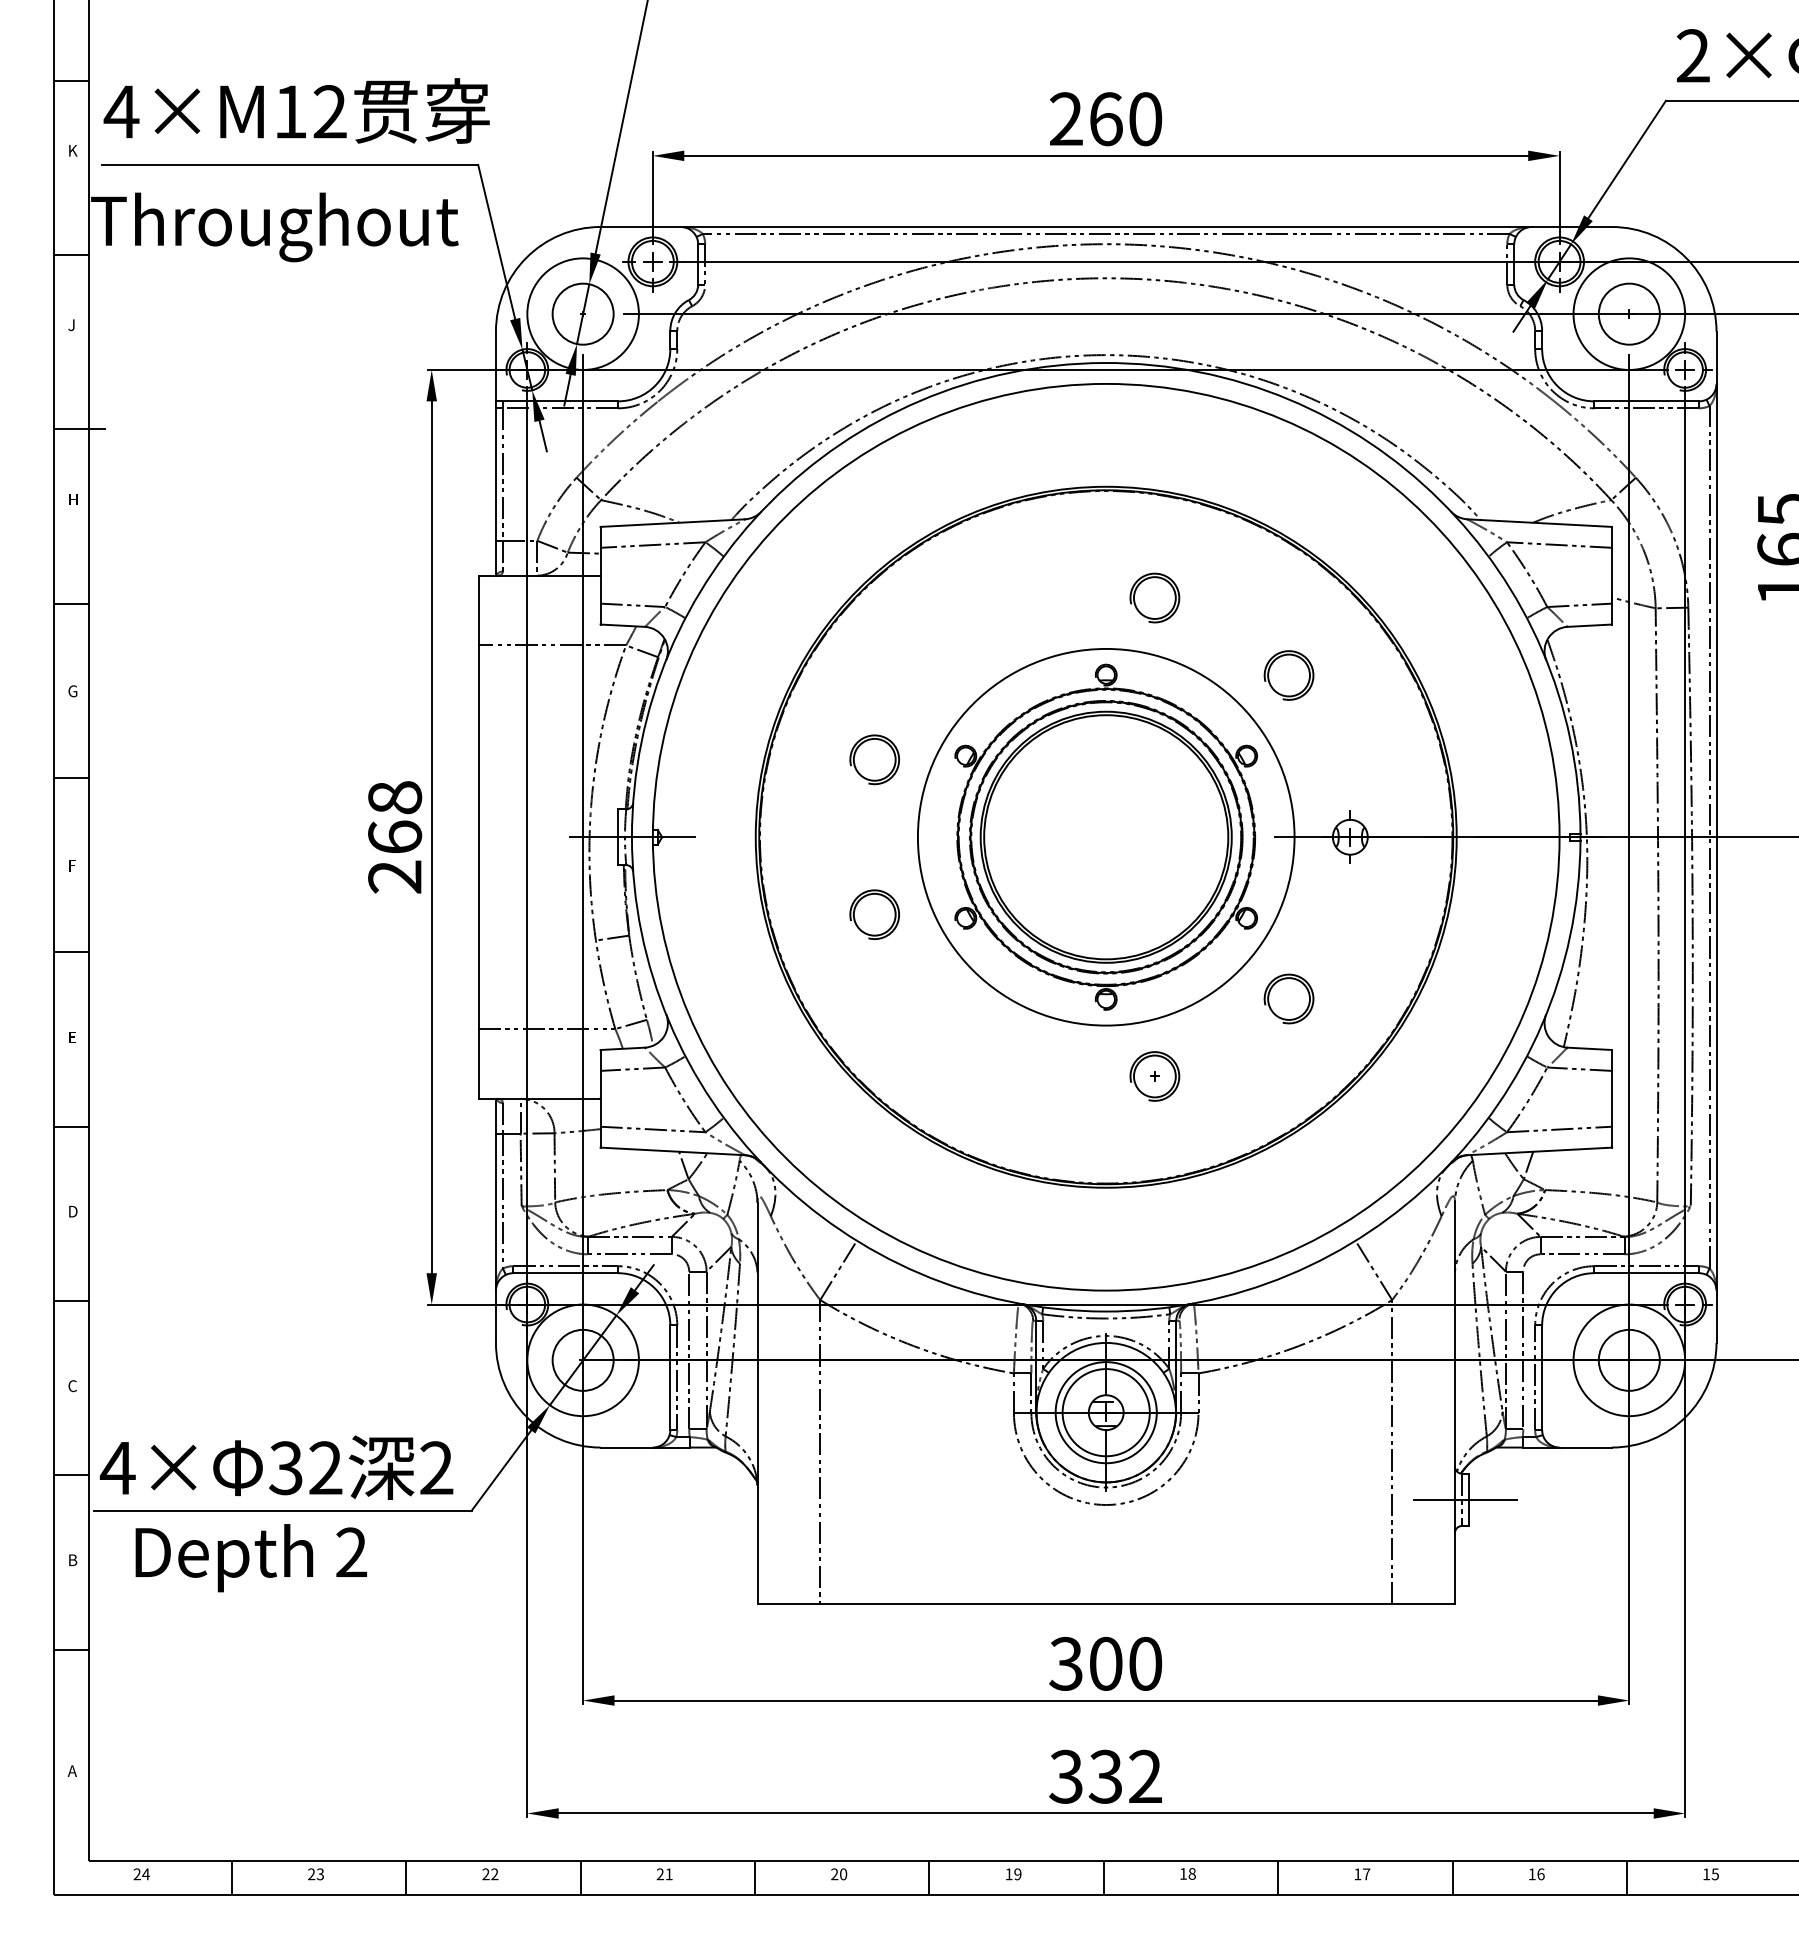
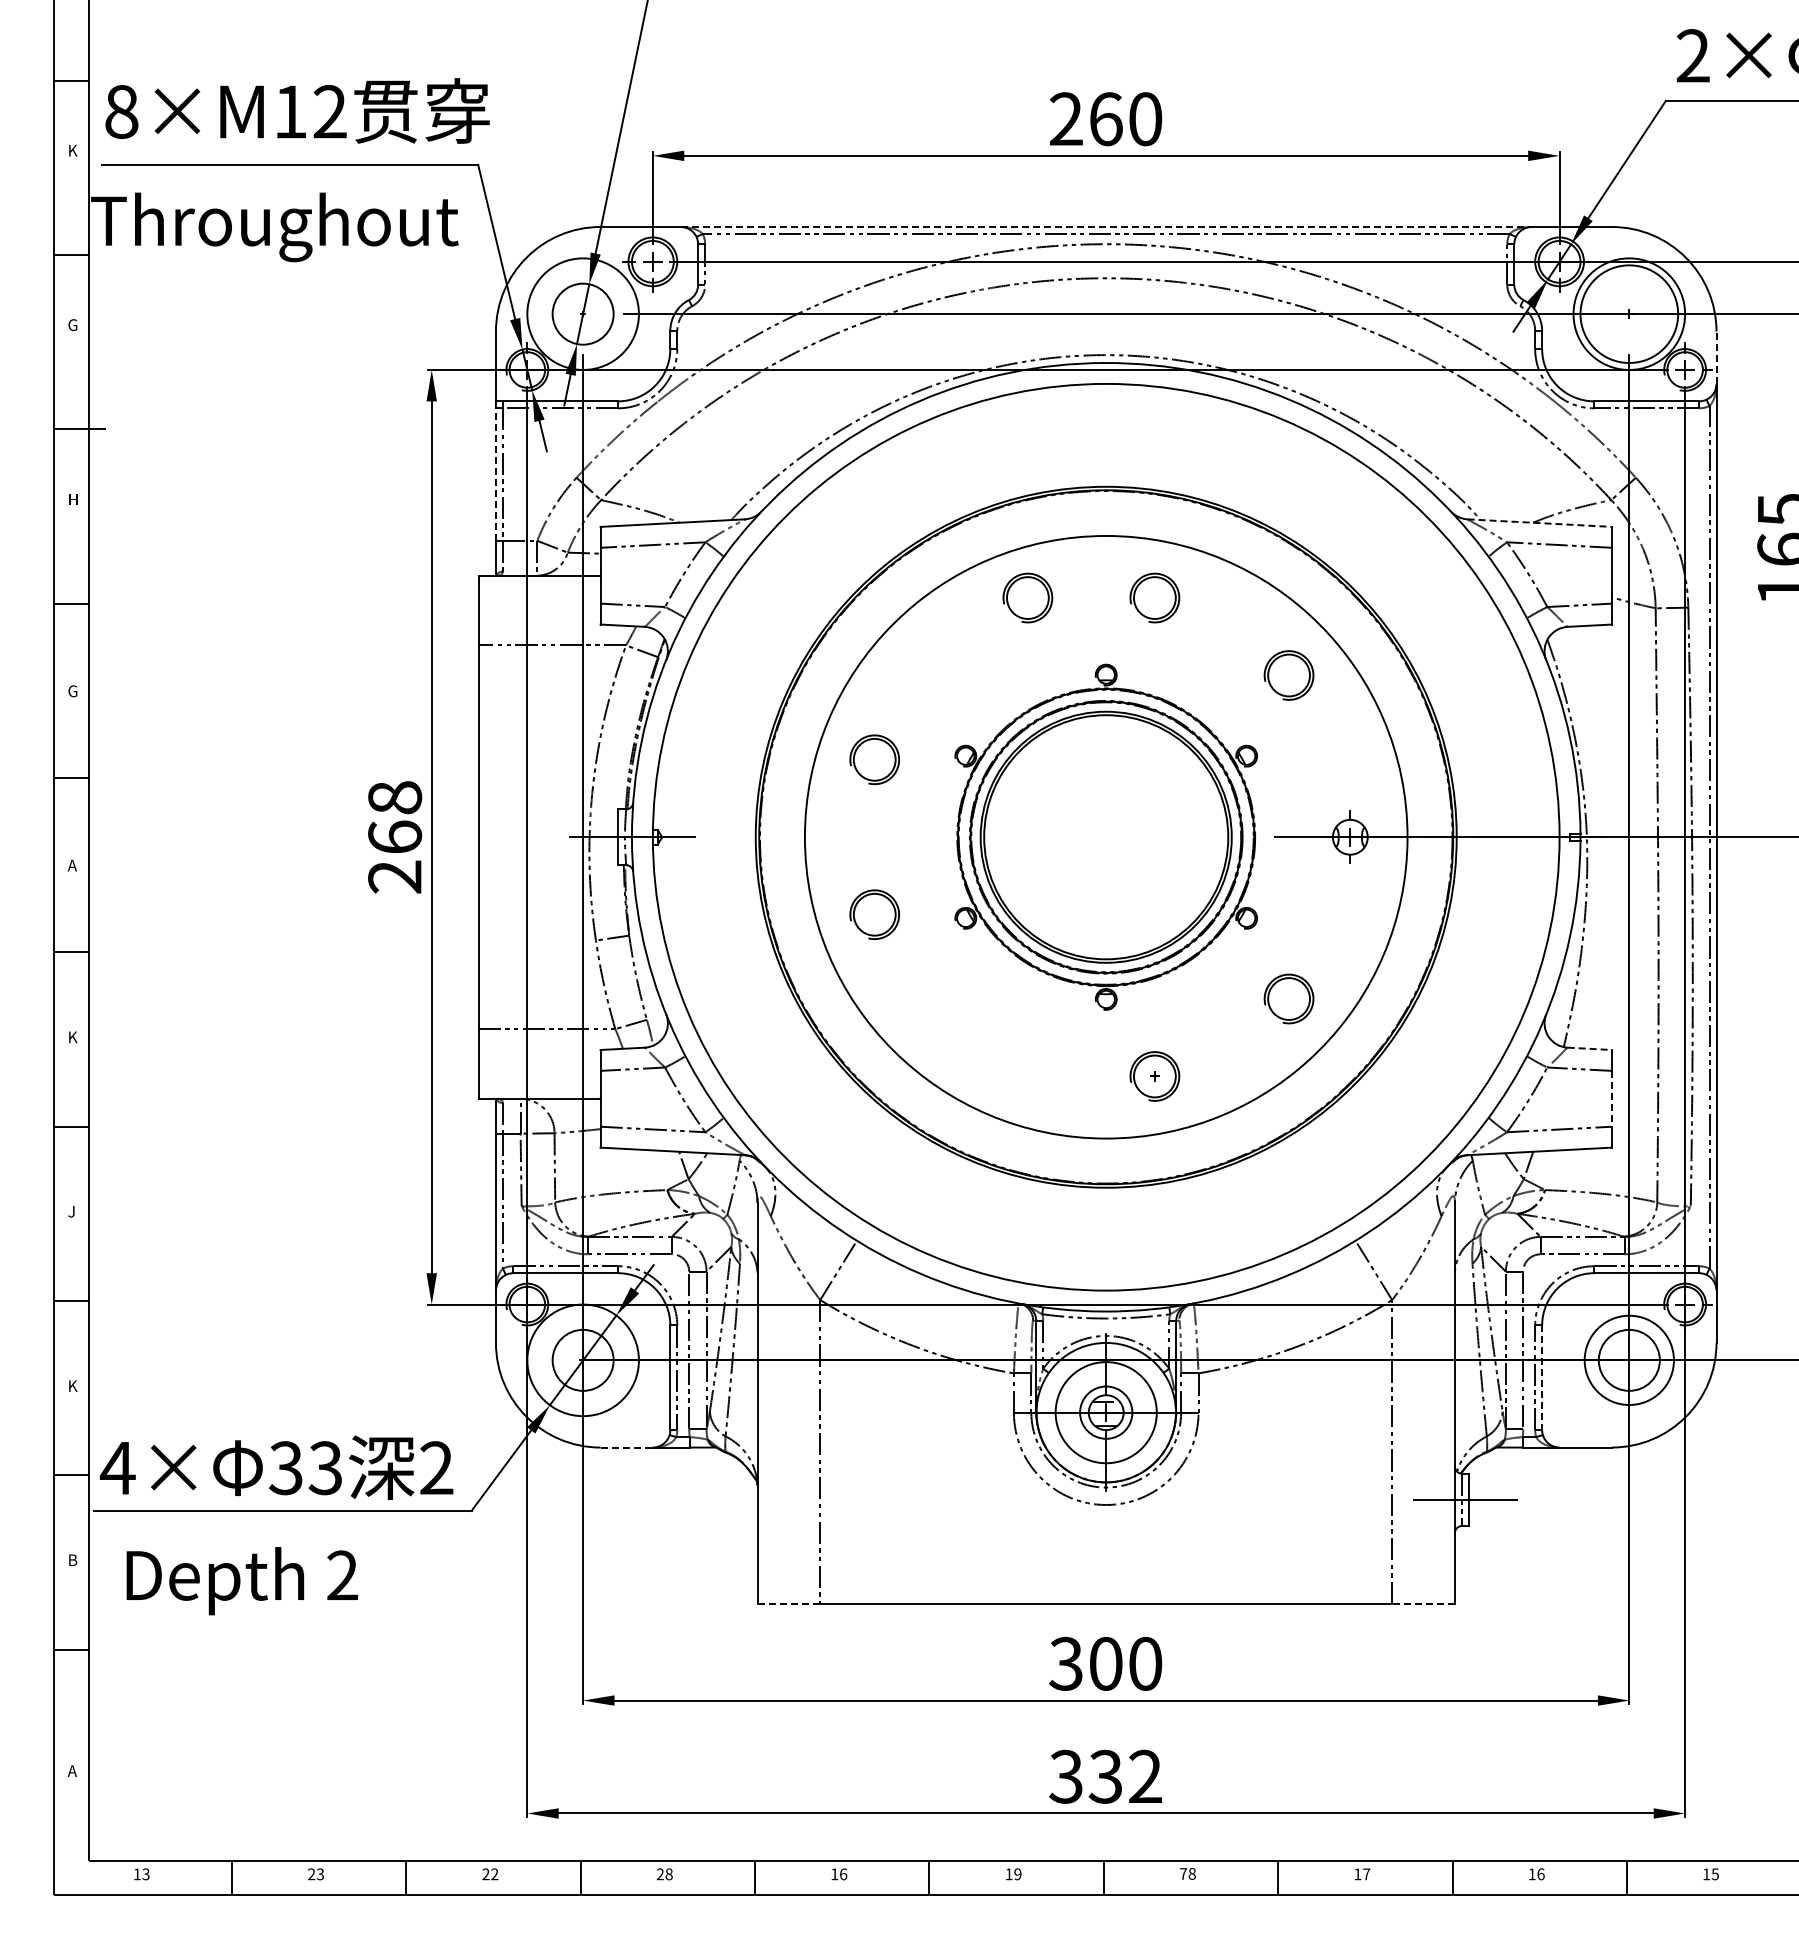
text: 4×M12 -> 8×M12 (121, 111)
line: solid -> dashed (1106, 227)
circle diameter: 61 px -> 98 px (1629, 314)
text: J -> G (72, 325)
line: solid -> dashed (1716, 357)
line: solid -> dashed (495, 474)
line: solid -> dashed (1540, 523)
part: none -> present (1027, 597)
circle diameter: 377 px -> 603 px (1105, 836)
text: F -> A (71, 865)
text: E -> K (73, 1037)
line: solid -> dashed (1590, 1048)
line: solid -> dashed (1611, 1098)
text: D -> J (72, 1211)
circle diameter: 112 px -> 89 px (1628, 1360)
line: solid -> dashed (1542, 1378)
text: C -> K (72, 1386)
circle diameter: 87 px -> 52 px (1106, 1412)
line: solid -> dashed (627, 1447)
text: 32 -> 33 (325, 1468)
text position: (250, 1558) -> (241, 1581) (241, 1581)
line: solid -> dashed (788, 1604)
line: solid -> dashed (1423, 1604)
text: 18 -> 78 (1183, 1873)
text: 24 -> 13 (141, 1874)
text: 21 -> 28 (668, 1874)
text: 20 -> 16 (839, 1874)
